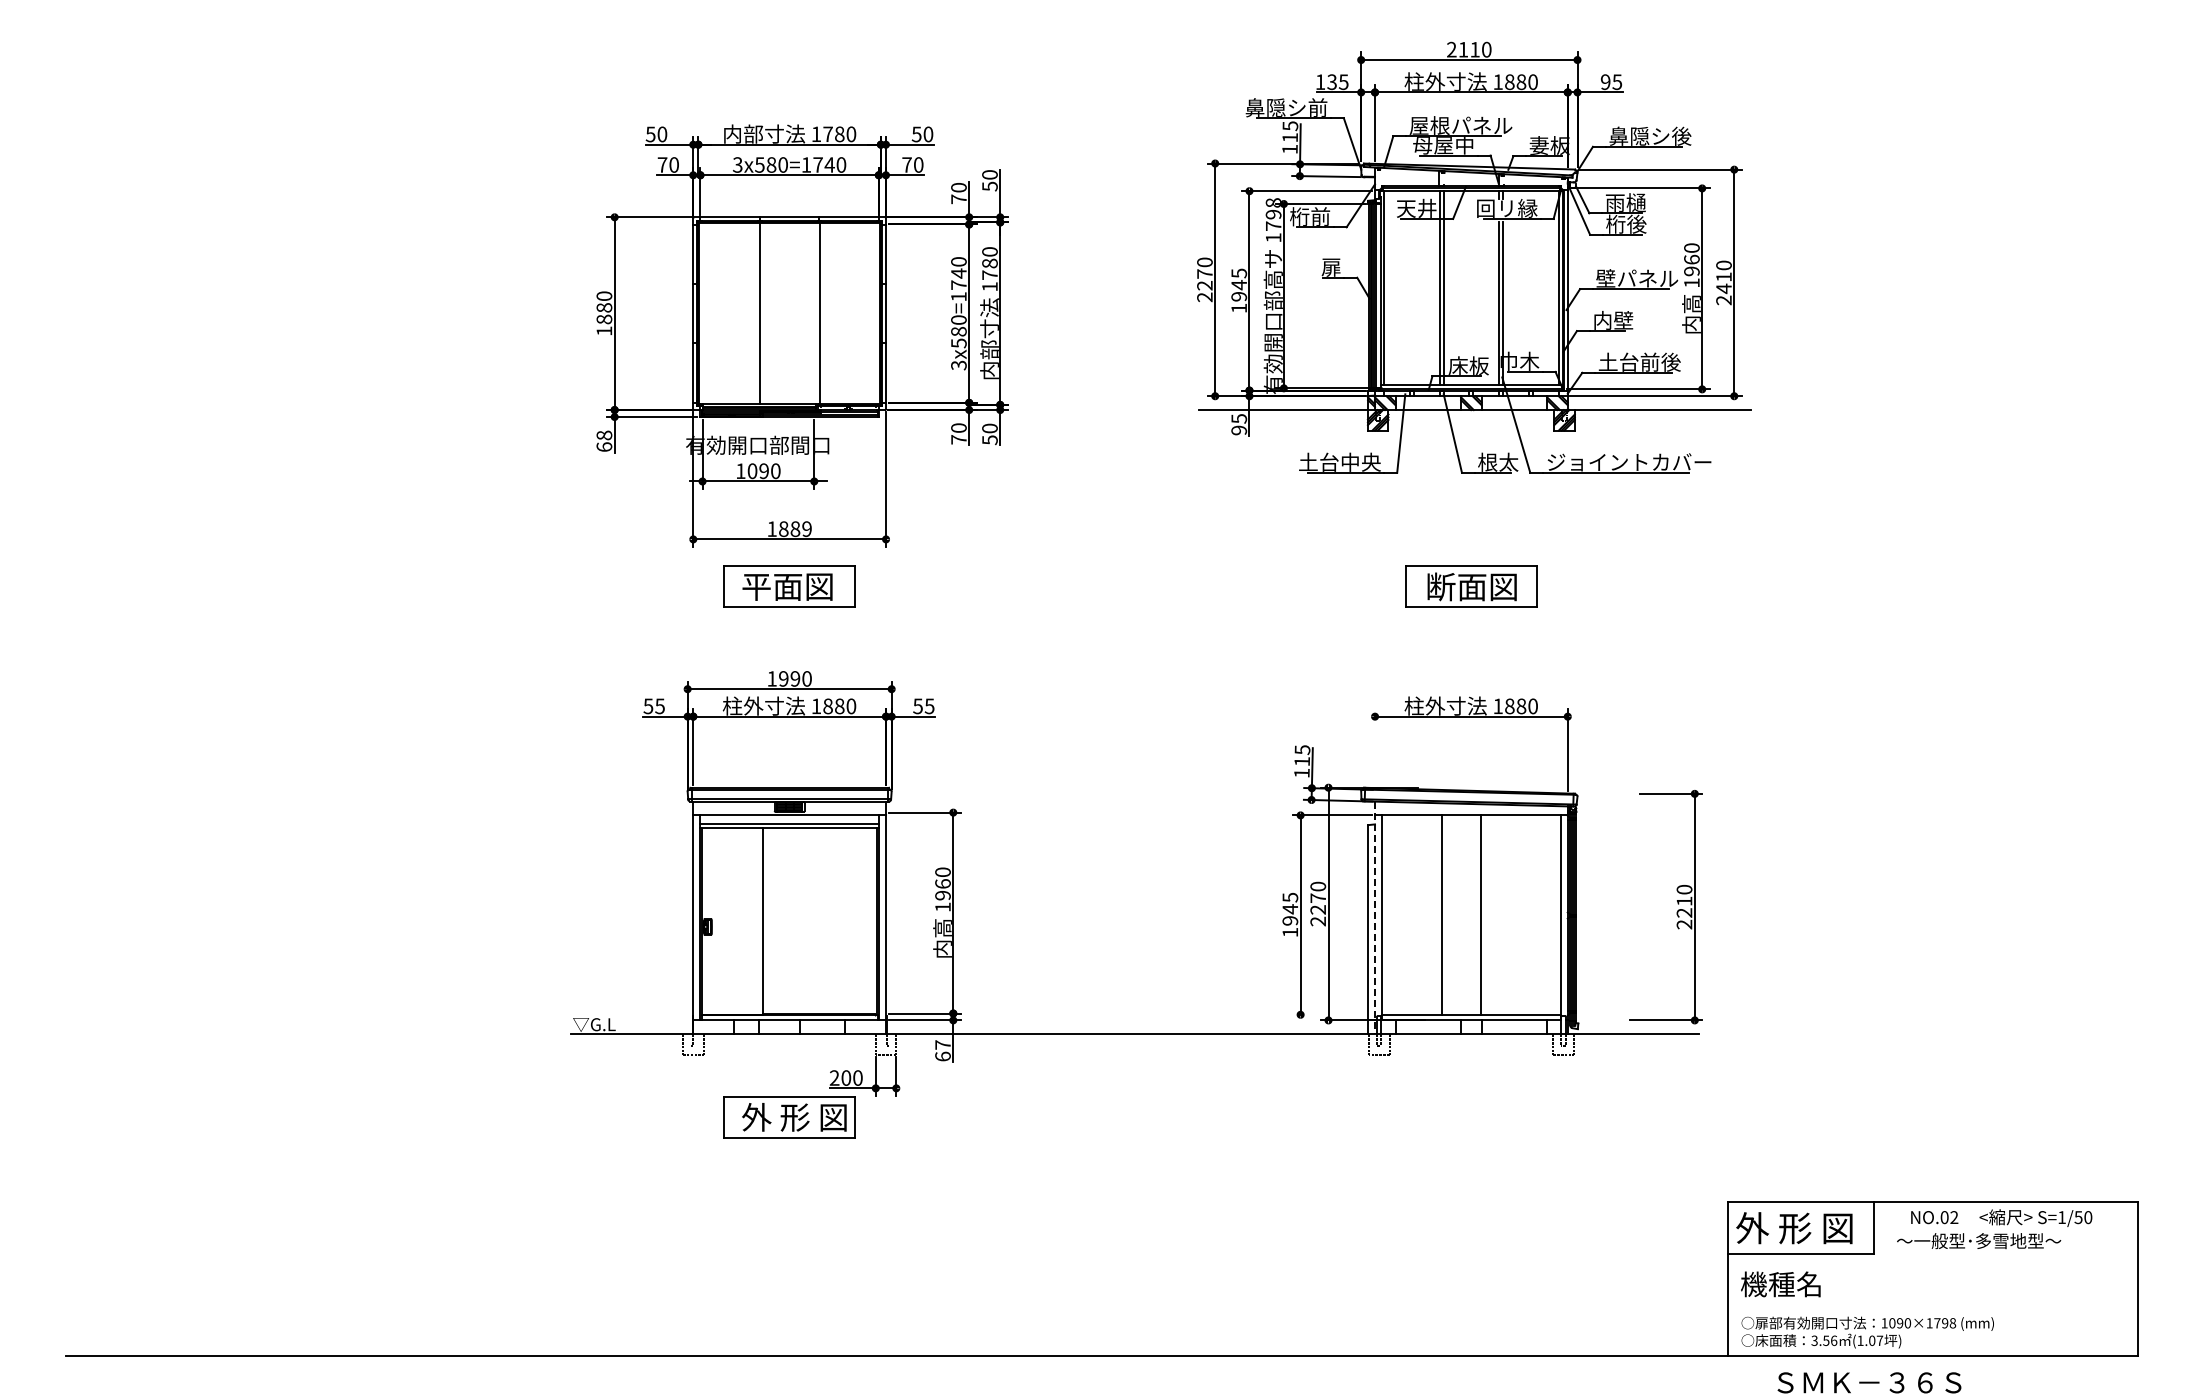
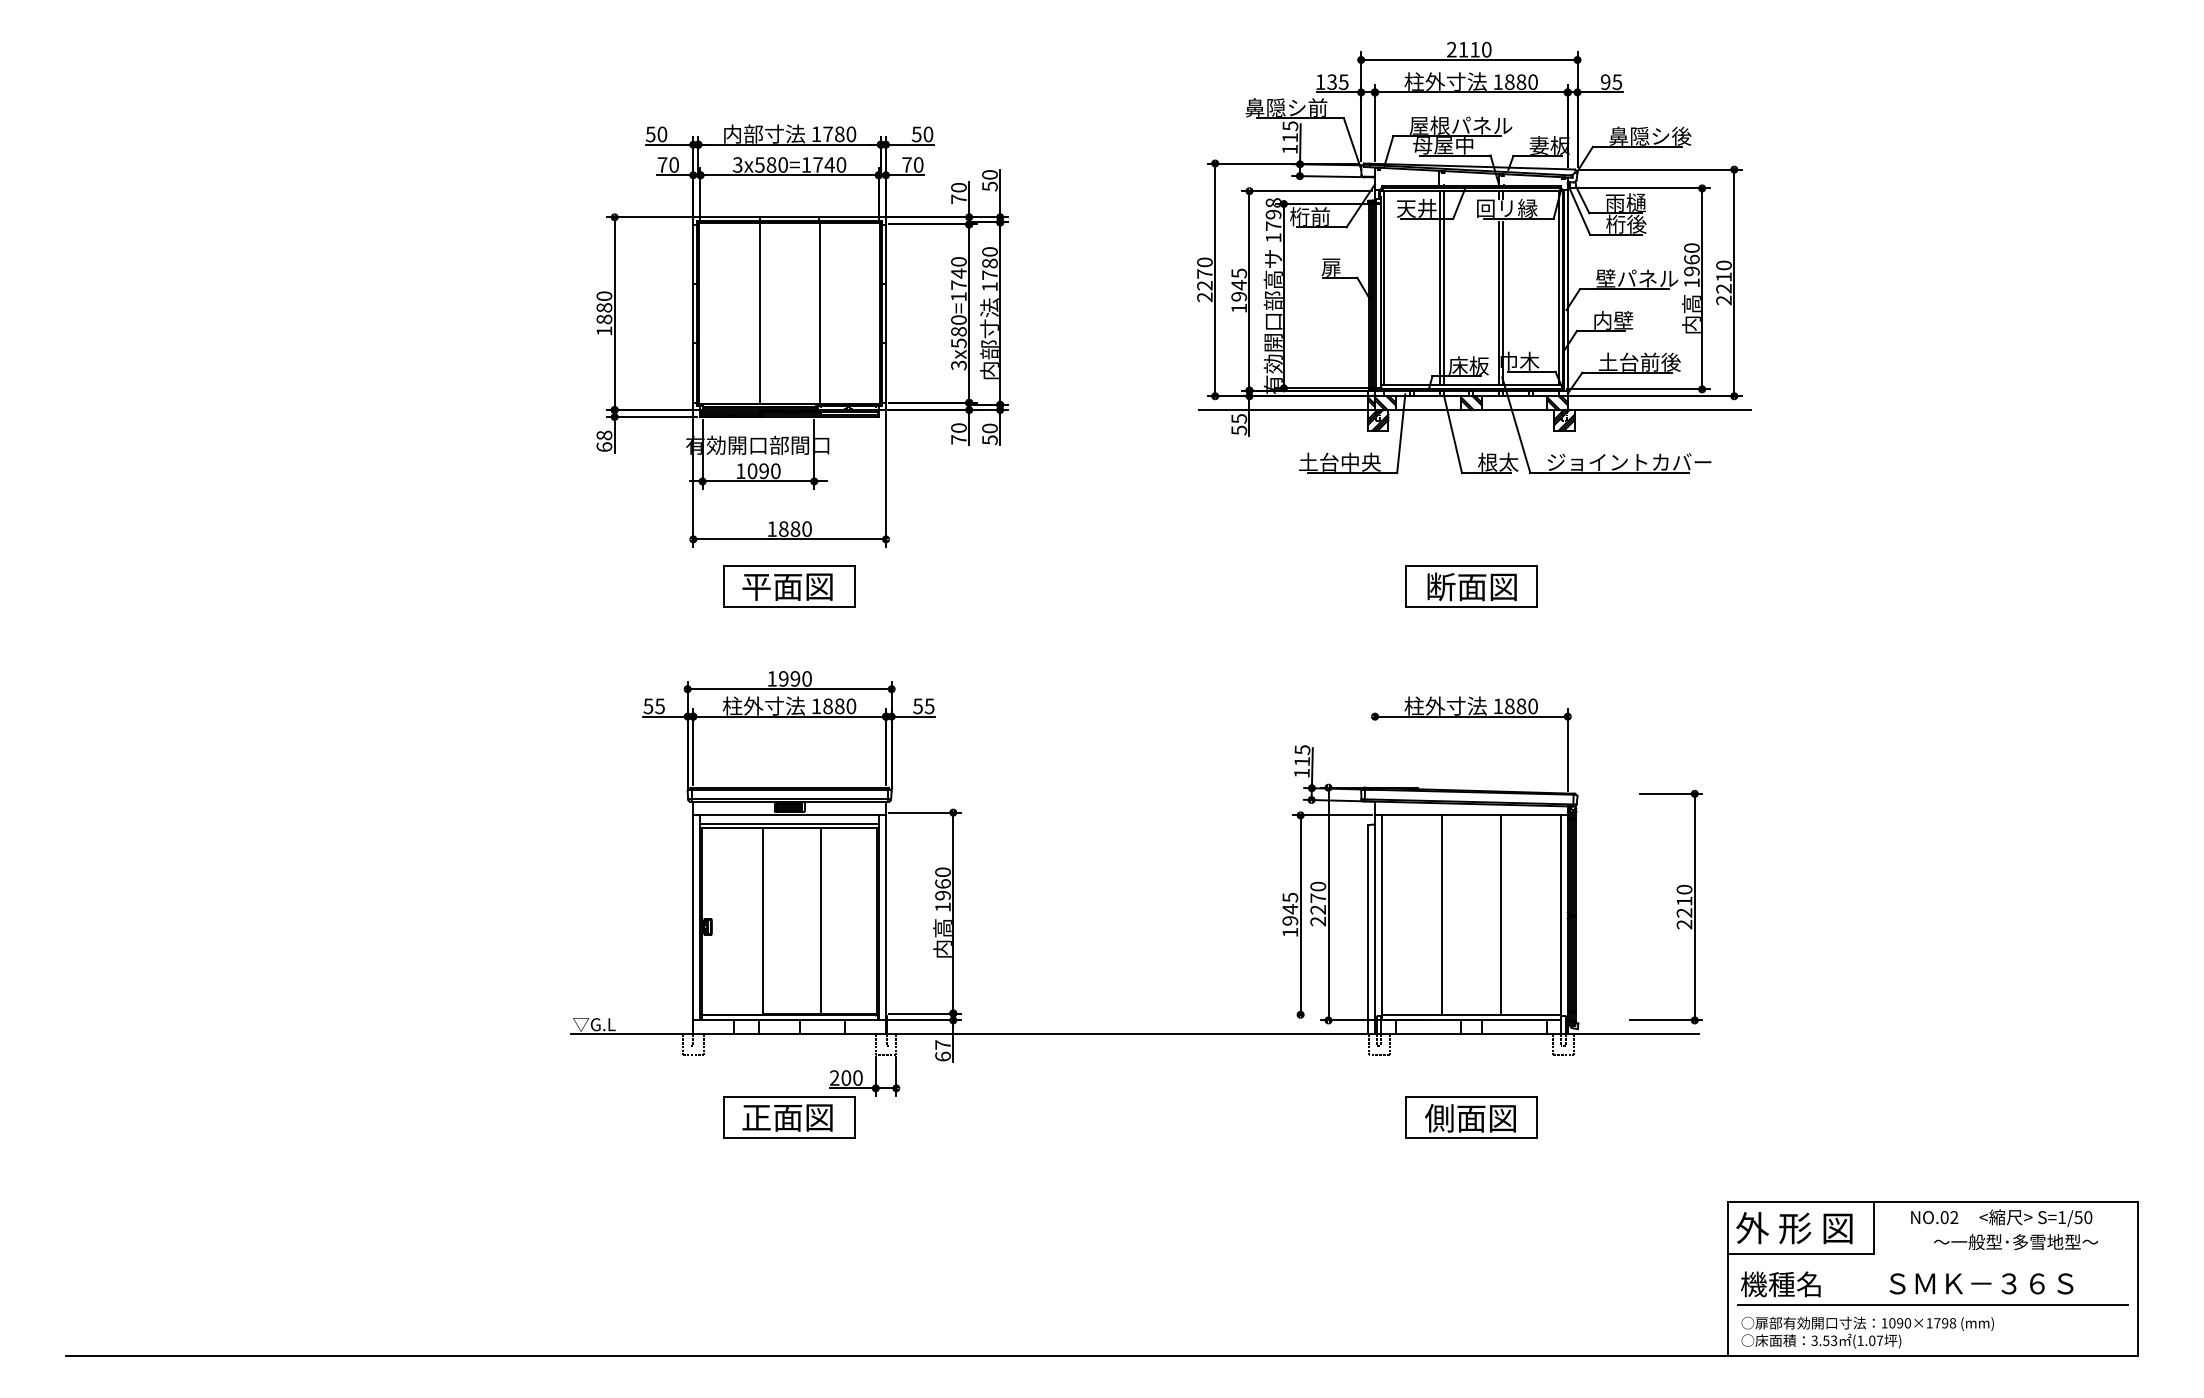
text: 2410 -> 2210 (1723, 288)
text: 95 -> 55 (1238, 430)
text: 1889 -> 1880 (806, 528)
line position: (1481, 914) -> (1501, 914) (1501, 914)
line: dashed -> solid (1375, 918)
line: none -> present (821, 921)
text: 外 形 図 -> 正面図 (794, 1117)
part: none -> present (1471, 1117)
text position: (1979, 1241) -> (2016, 1242) (2016, 1242)
line: none -> present (1932, 1304)
text: 3.56 -> 3.53 (1833, 1340)
text position: (1869, 1382) -> (1981, 1283) (1981, 1283)
